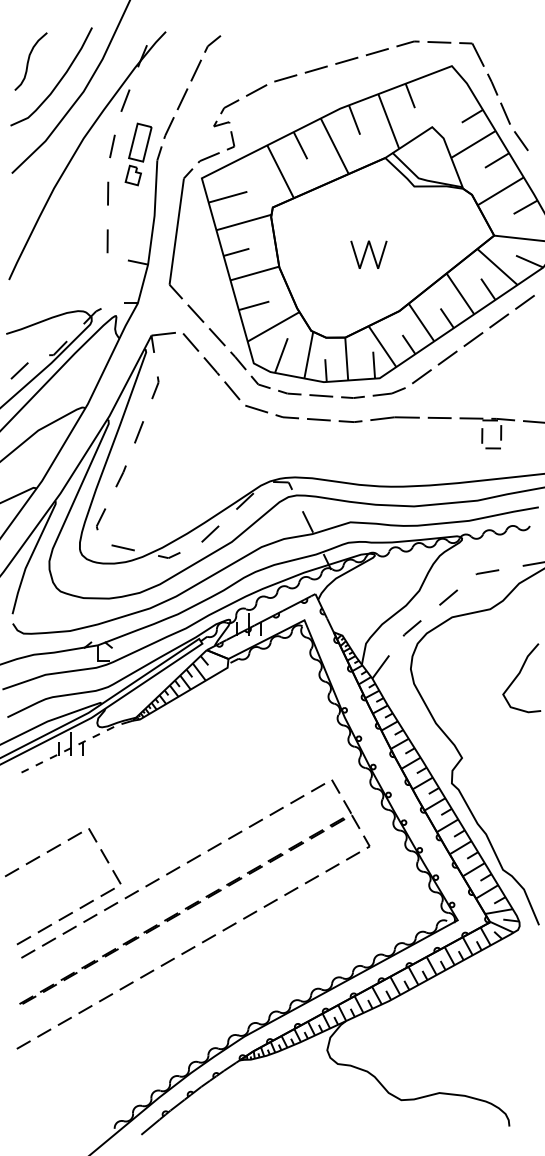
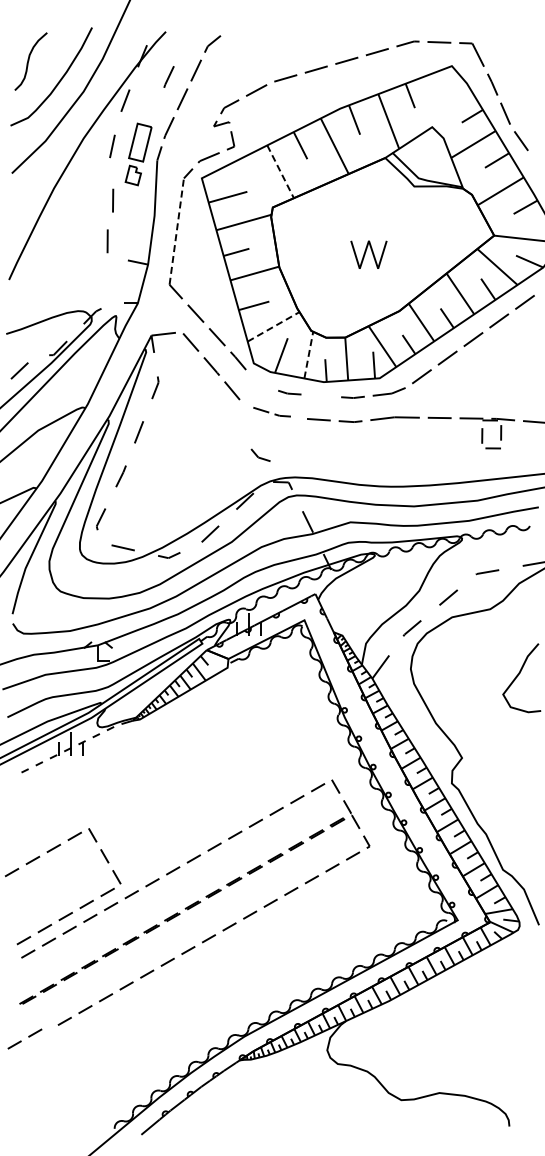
line: none -> present (168, 76)
line: solid -> dashed (280, 171)
line position: (108, 193) -> (113, 200) (113, 200)
line: solid -> dashed (176, 231)
line: solid -> dashed (273, 326)
line: solid -> dashed (308, 355)
part position: (260, 381) -> (260, 454) (260, 454)
line: present -> none (321, 395)
part size: 54x15 px -> 38x11 px (271, 412)
part position: (33, 1038) -> (24, 1038) (24, 1038)
